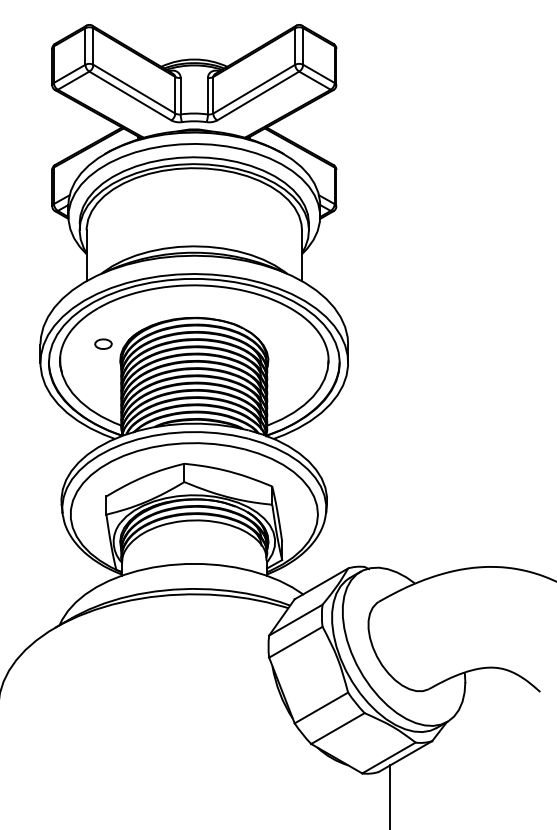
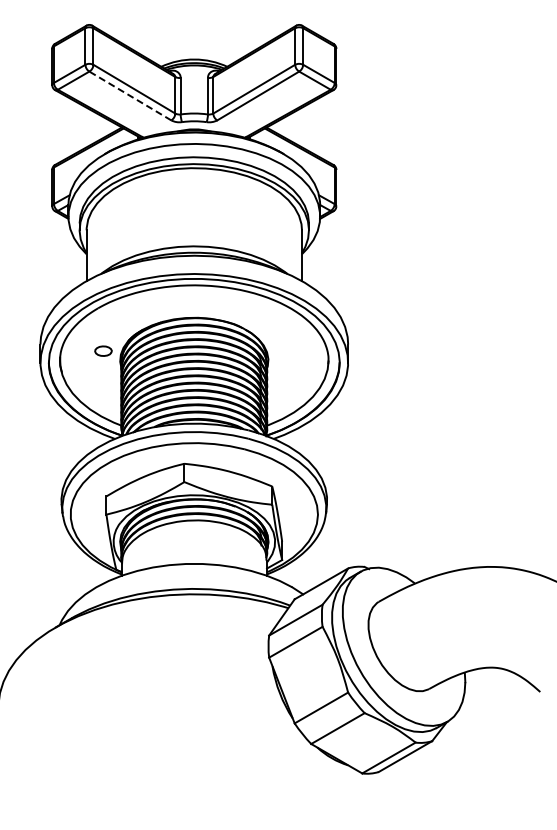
line: solid -> dashed (130, 96)
part position: (103, 343) -> (103, 350) (103, 350)
line: present -> none (390, 795)
